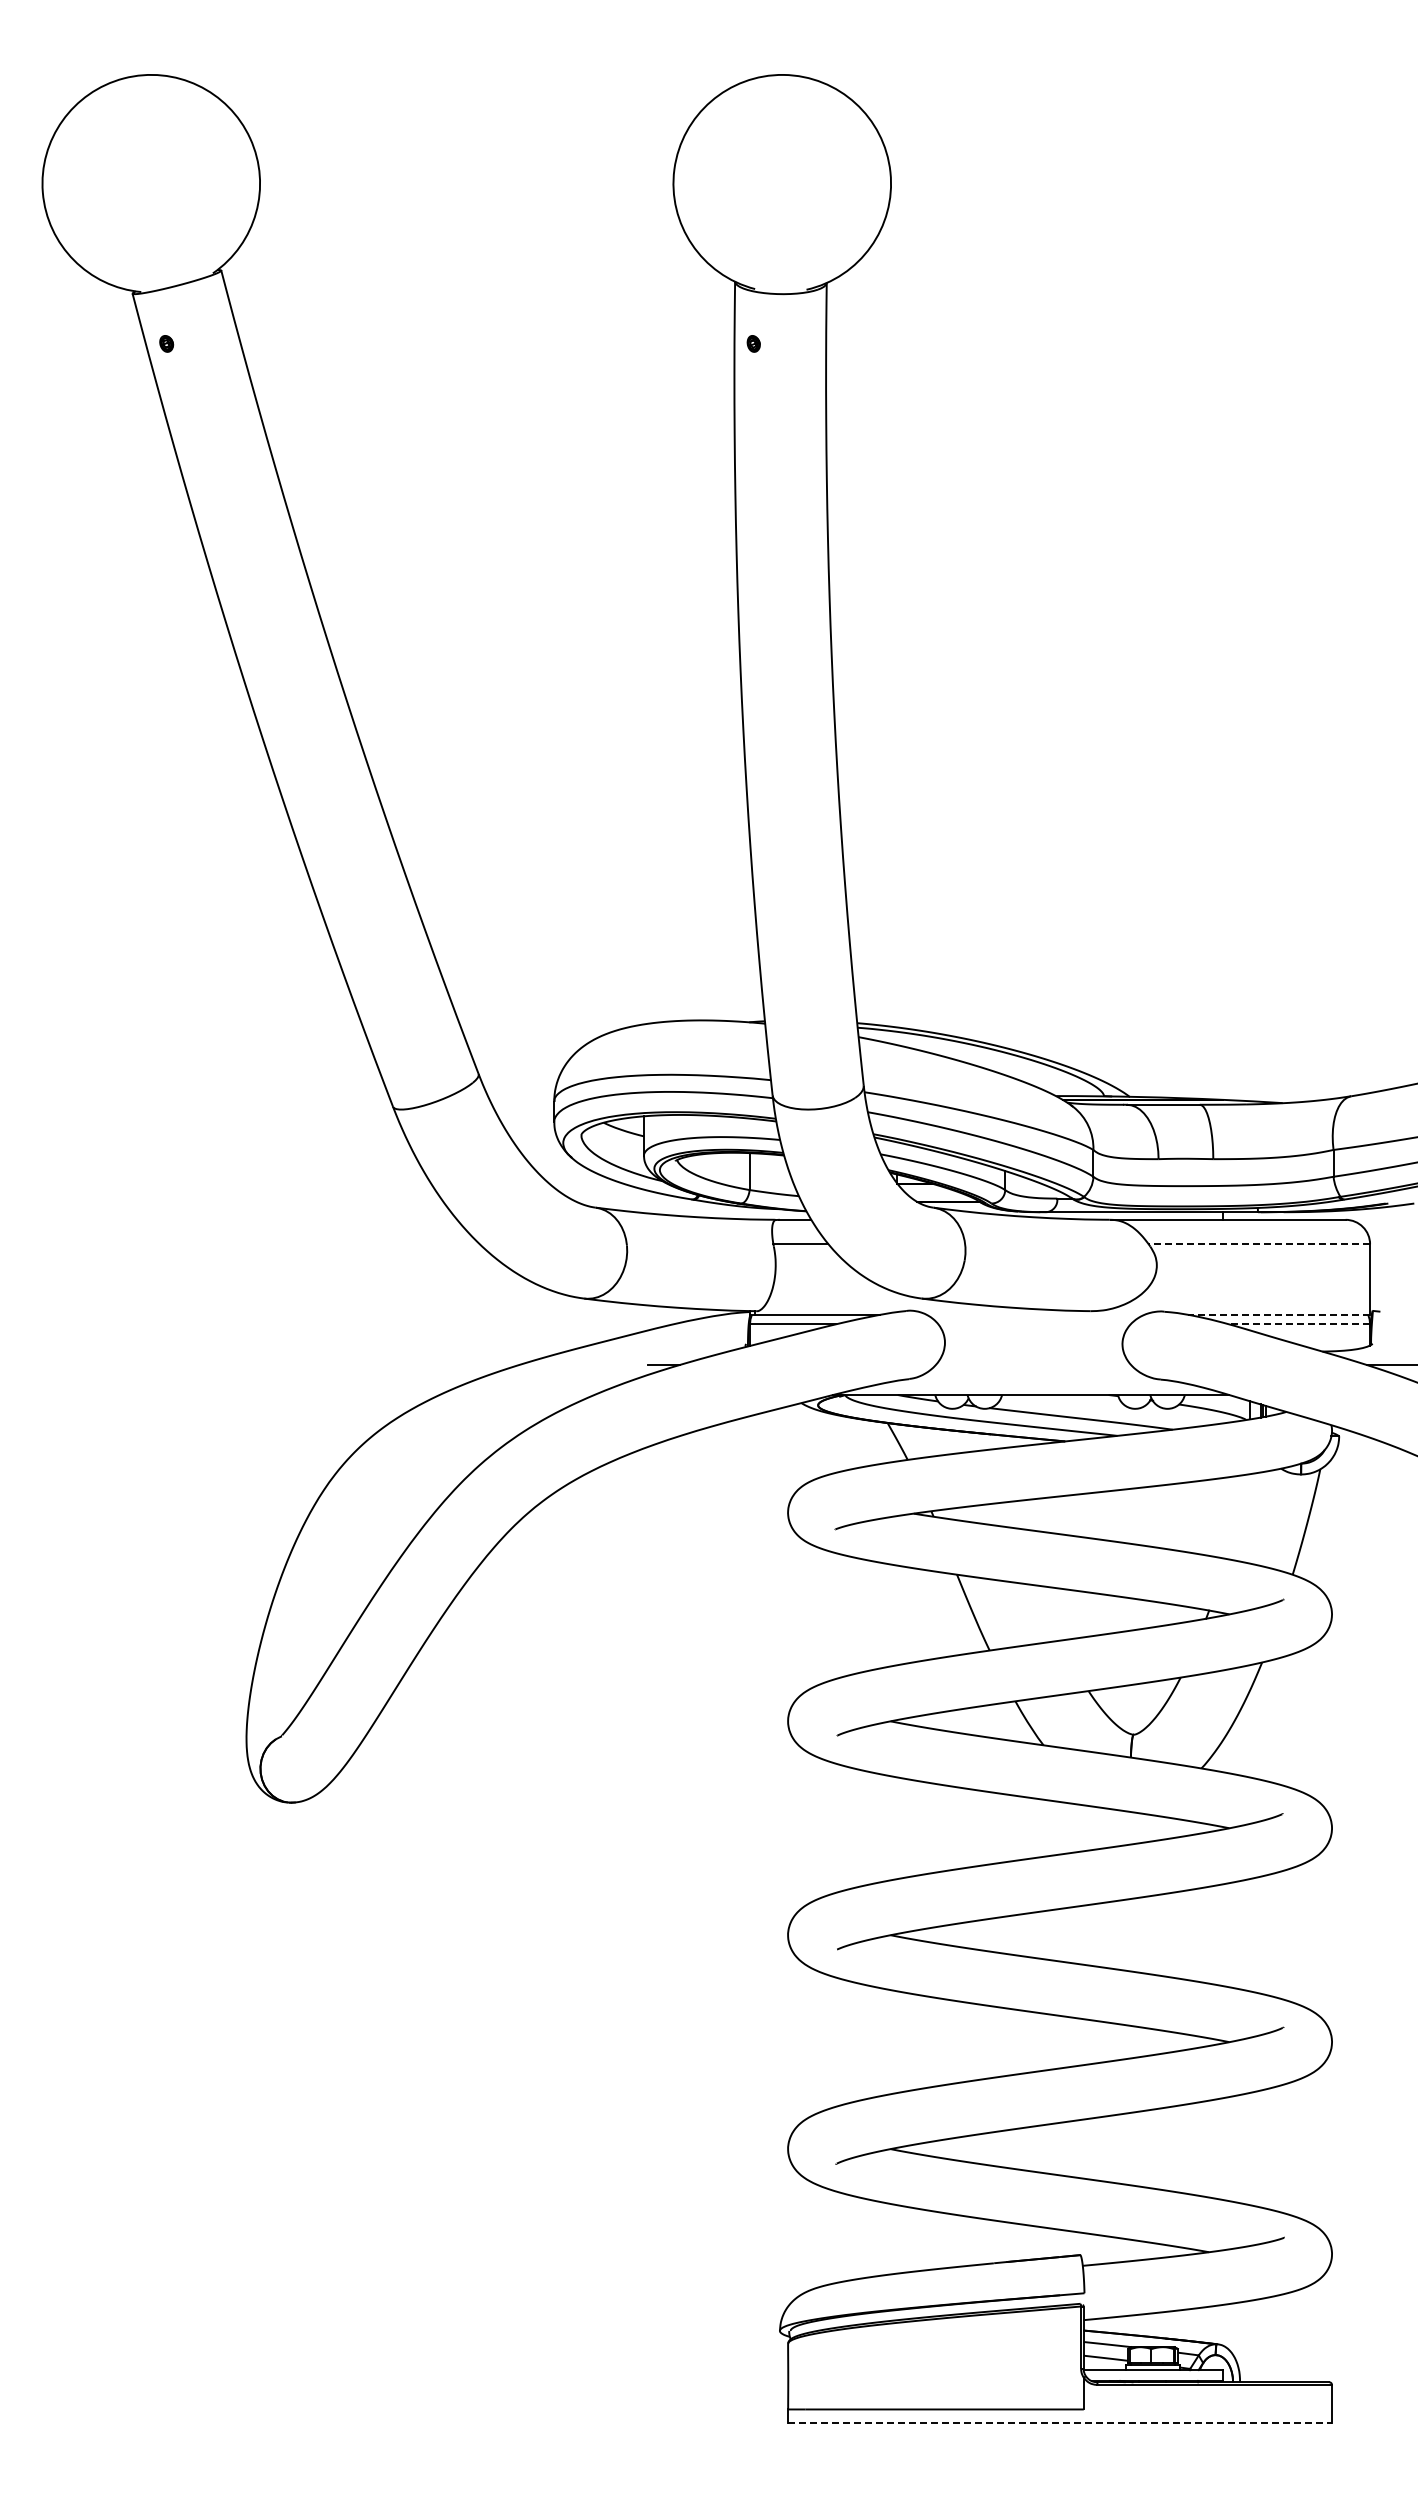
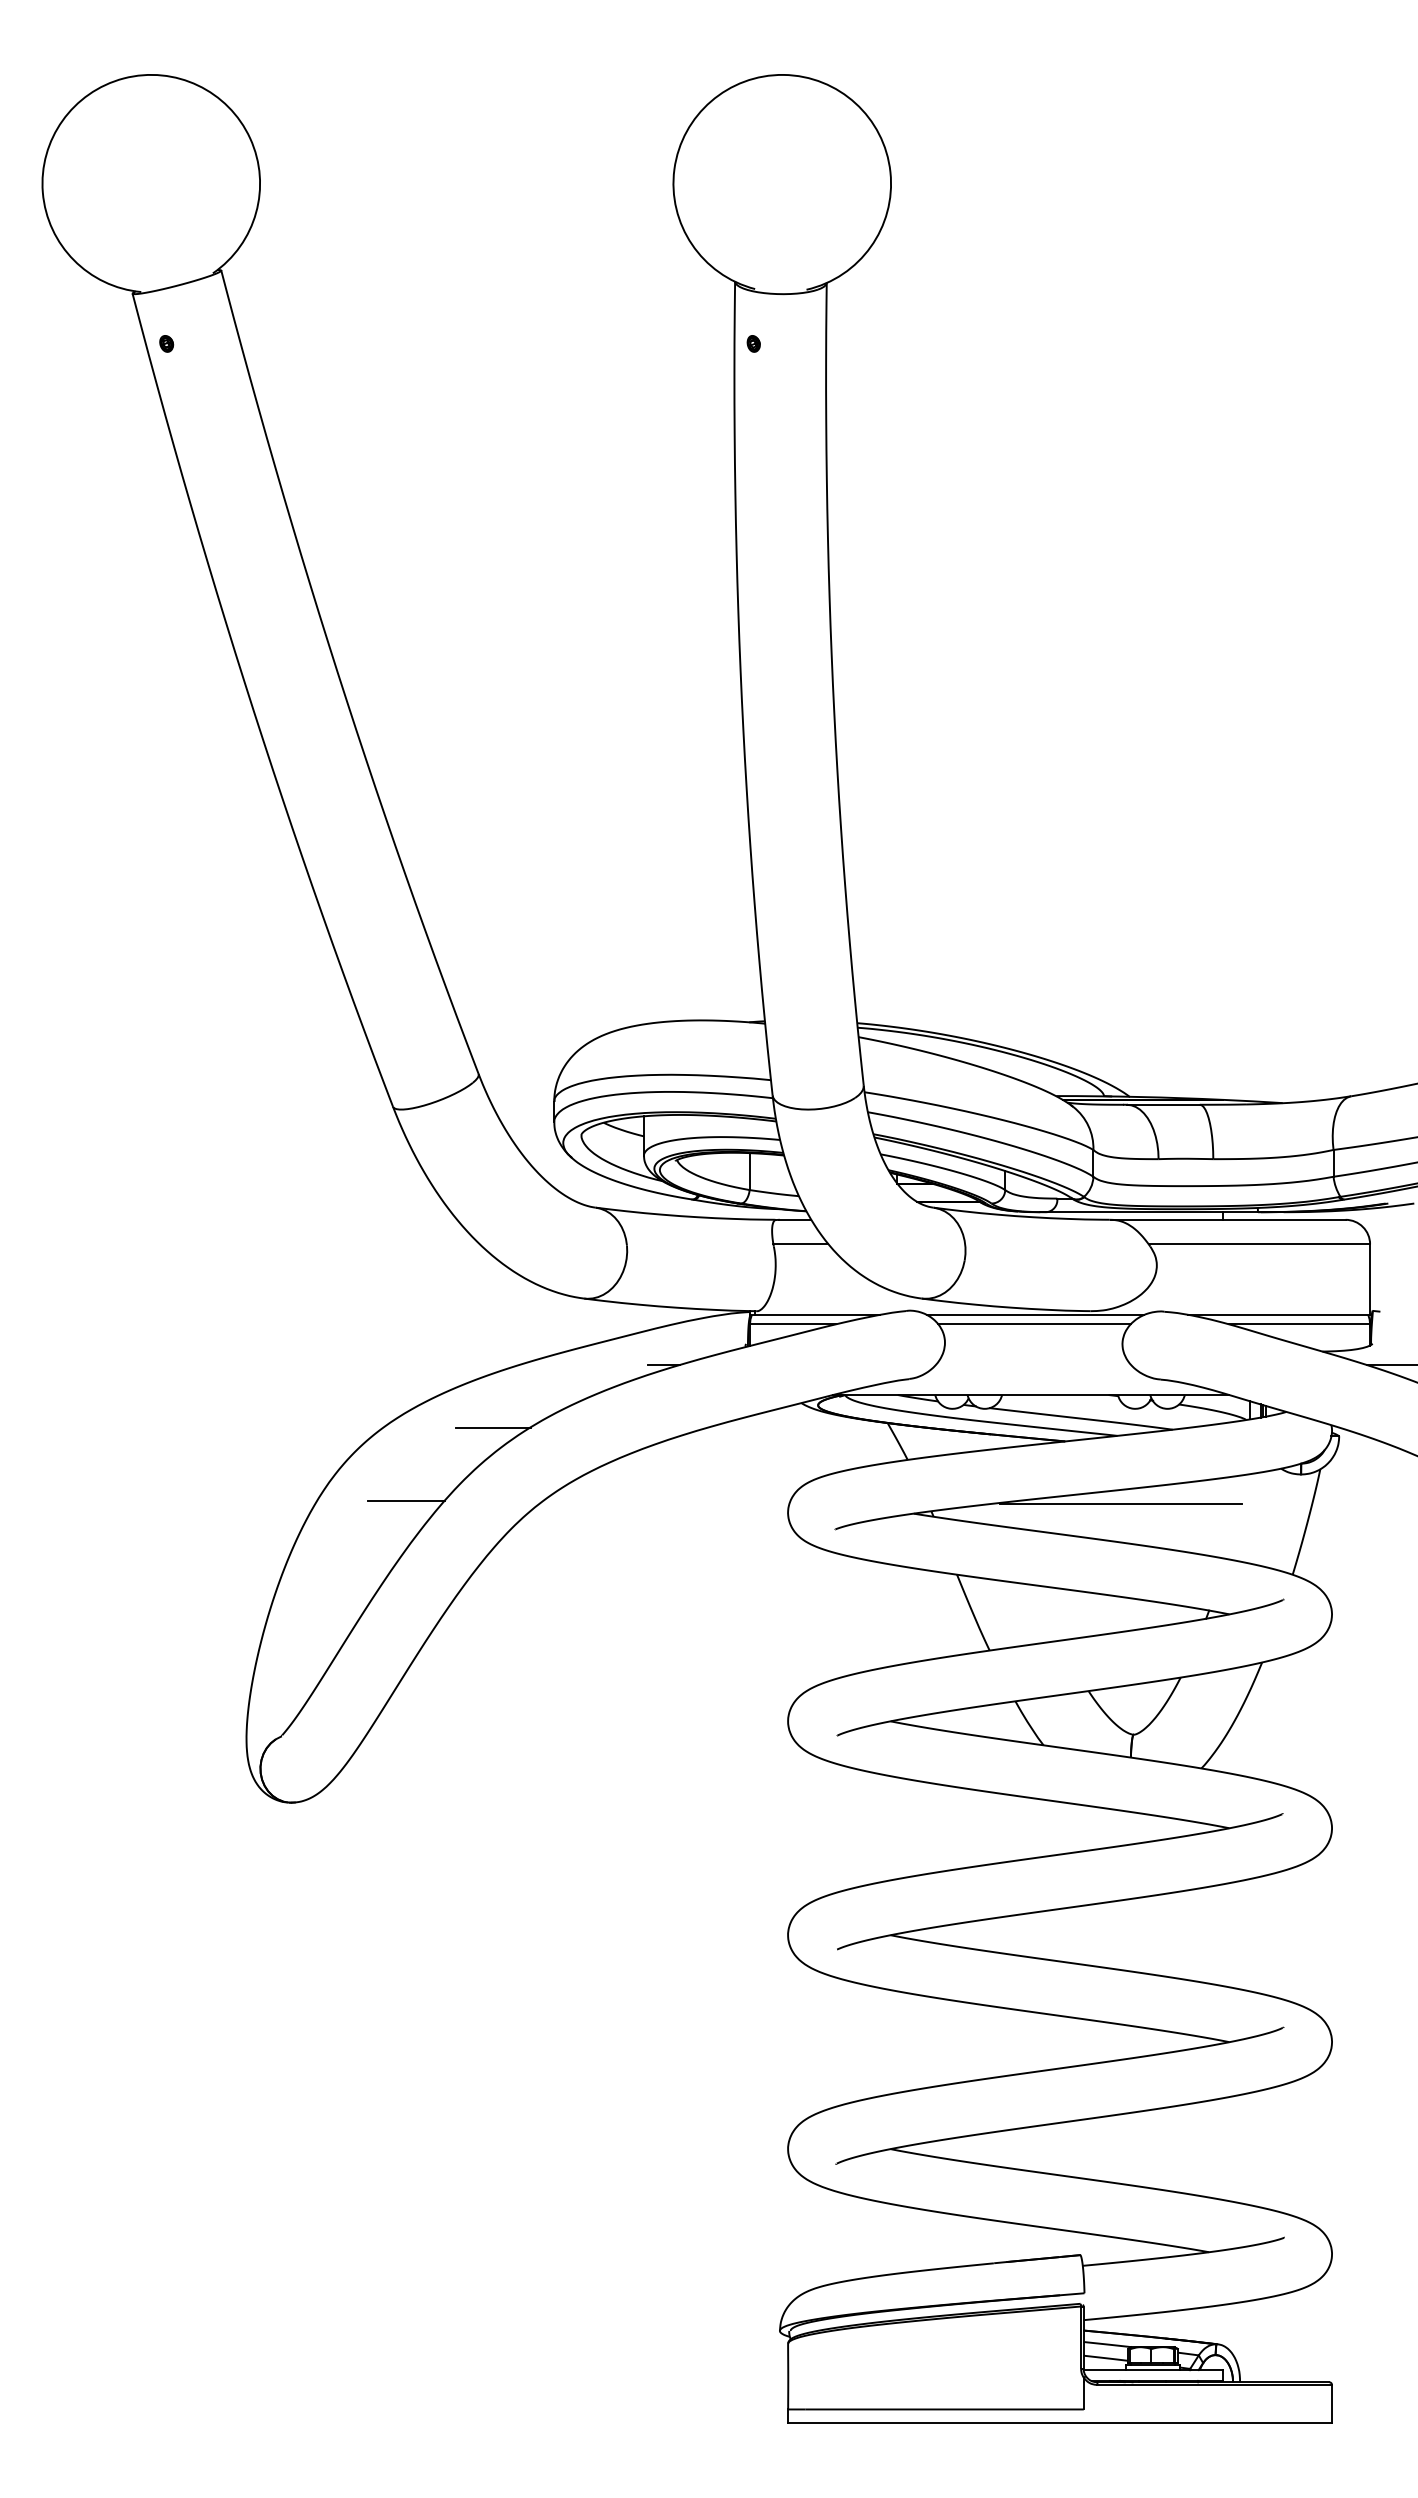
line: dashed -> solid (1259, 1244)
line: none -> present (1035, 1315)
line: dashed -> solid (1278, 1315)
line: none -> present (1034, 1324)
line: dashed -> solid (1299, 1324)
line: none -> present (492, 1427)
line: none -> present (405, 1501)
line: none -> present (1120, 1503)
line: dashed -> solid (1060, 2423)
